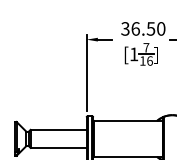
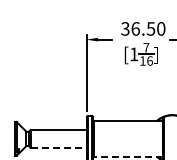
line: solid -> dashed (59, 147)
line: solid -> dashed (128, 156)
